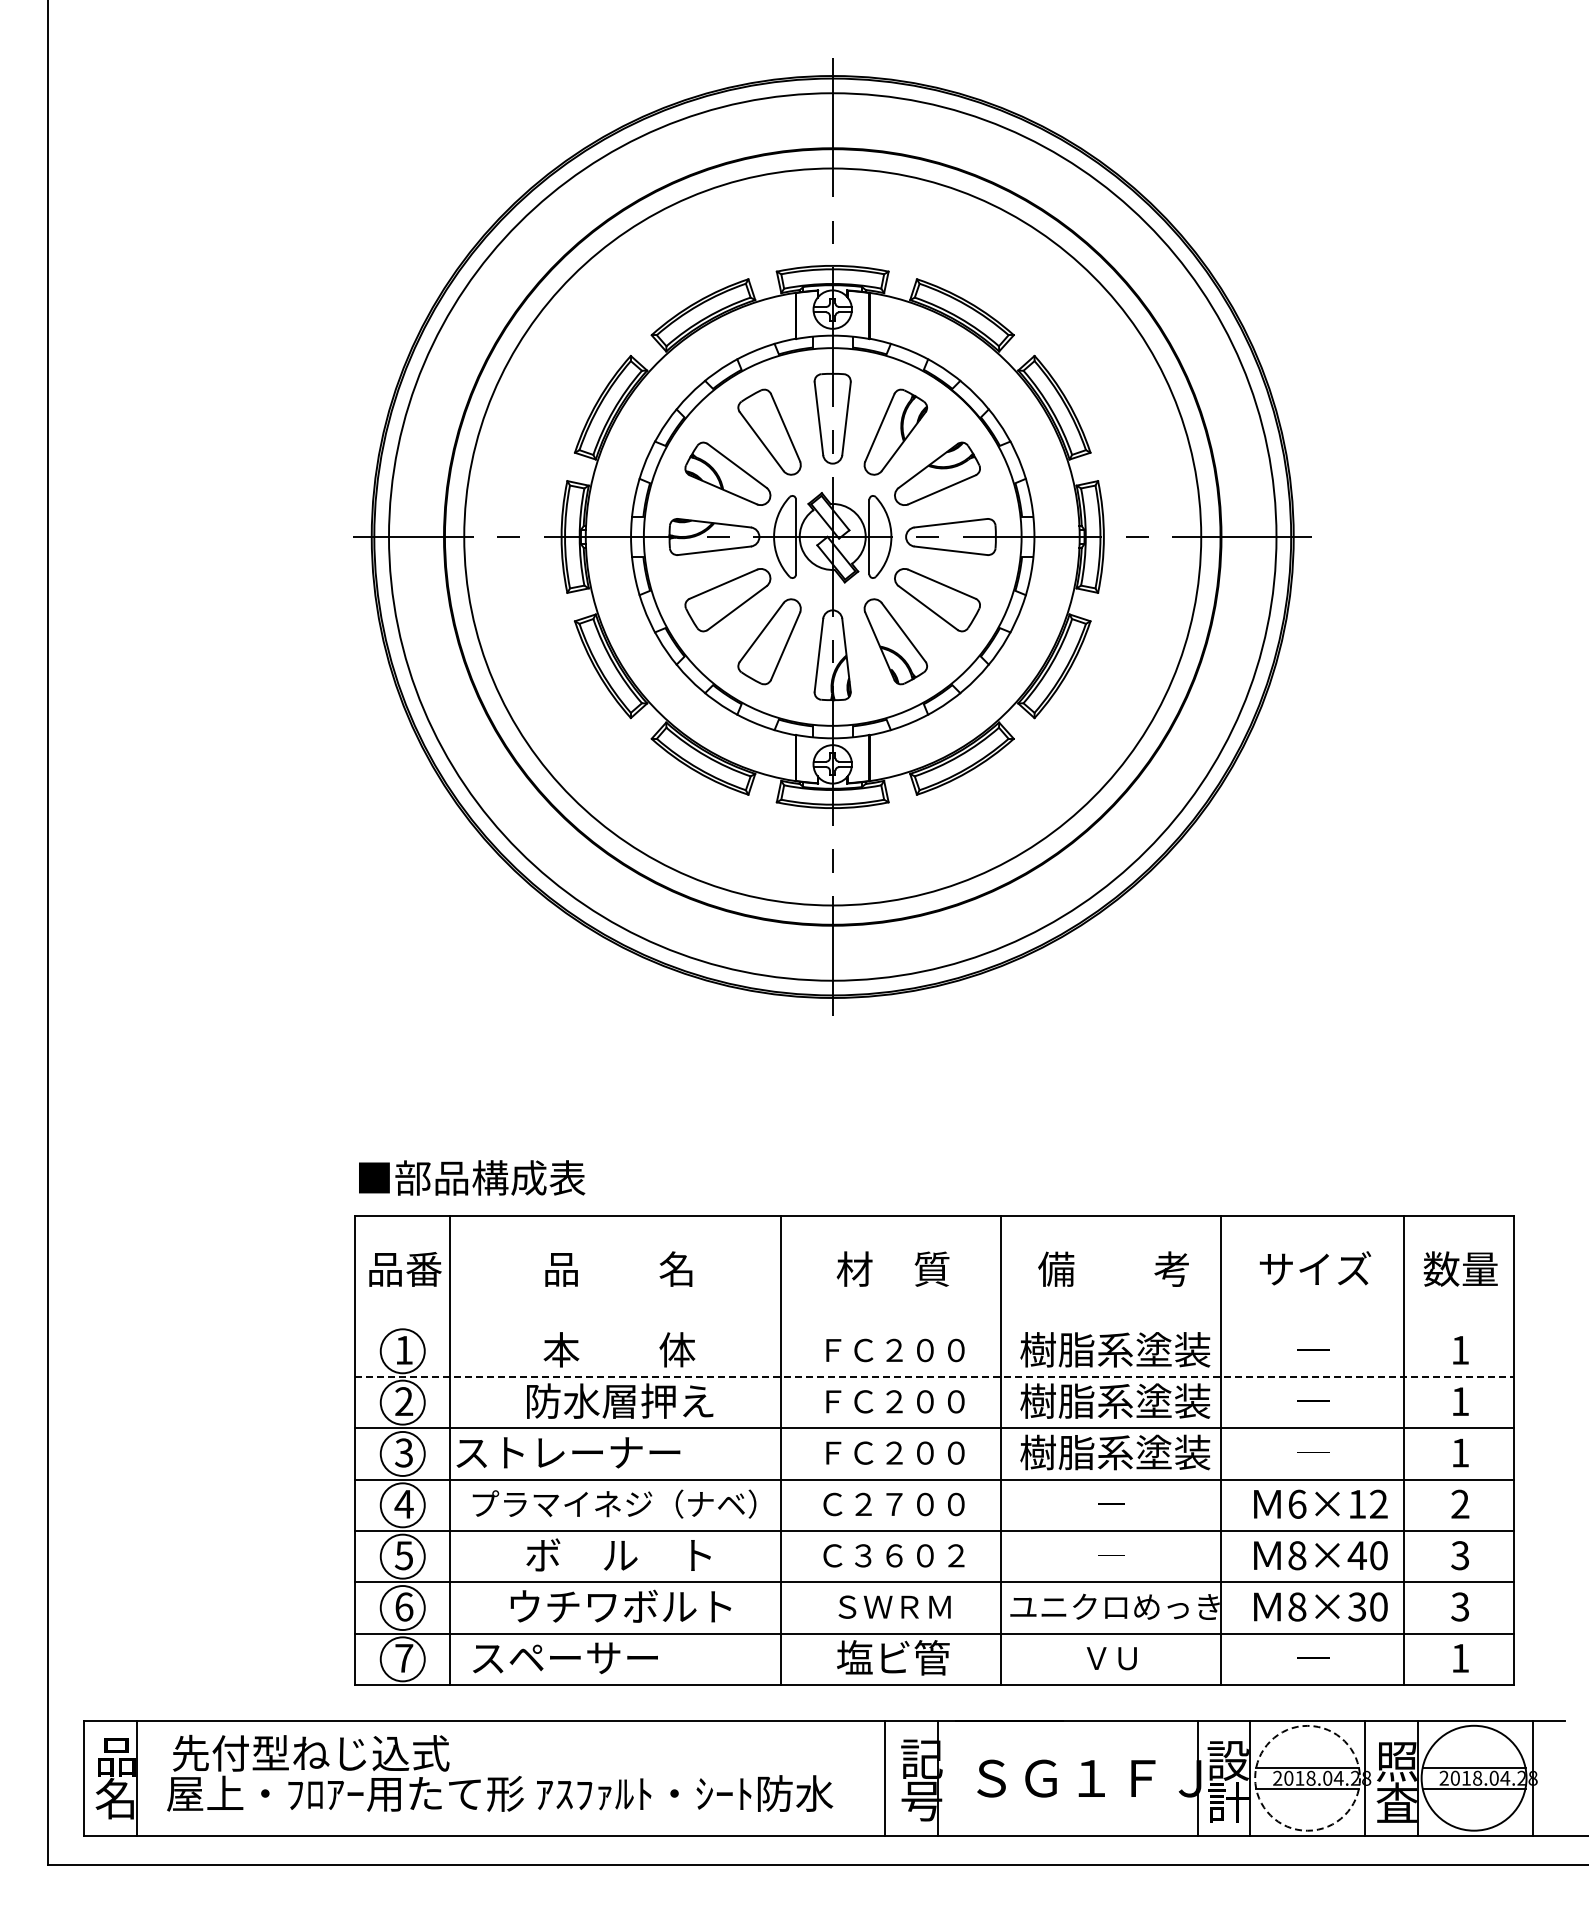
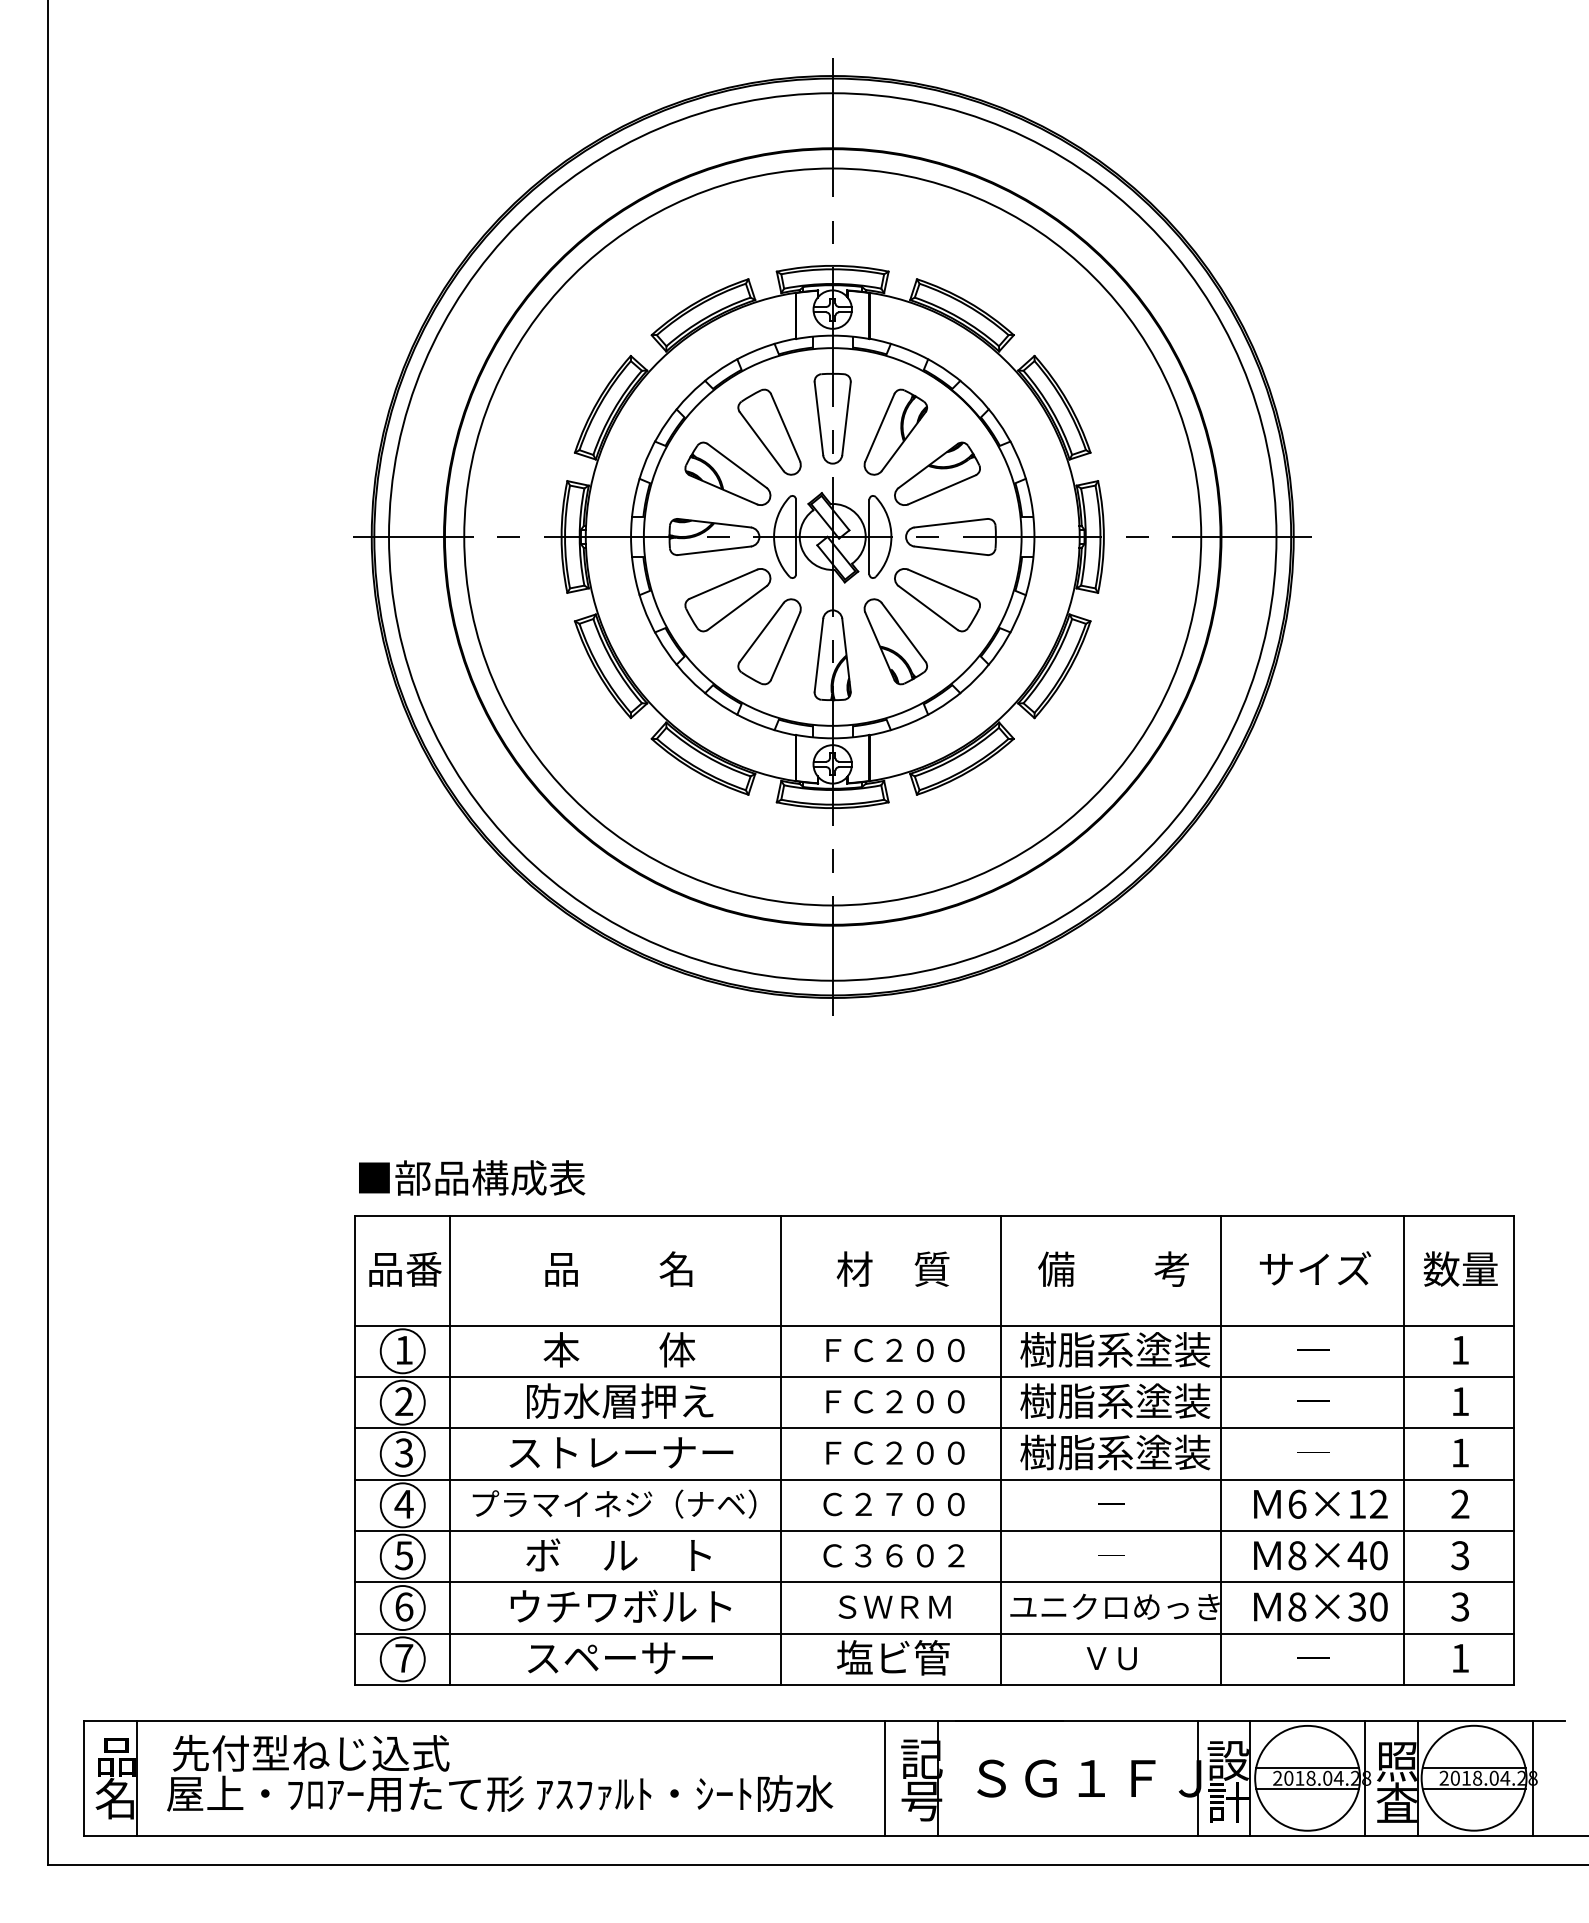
line: none -> present (934, 1325)
line: dashed -> solid (935, 1376)
text position: (568, 1452) -> (621, 1452) (621, 1452)
text position: (565, 1658) -> (620, 1658) (620, 1658)
circle: dashed -> solid (1307, 1777)
